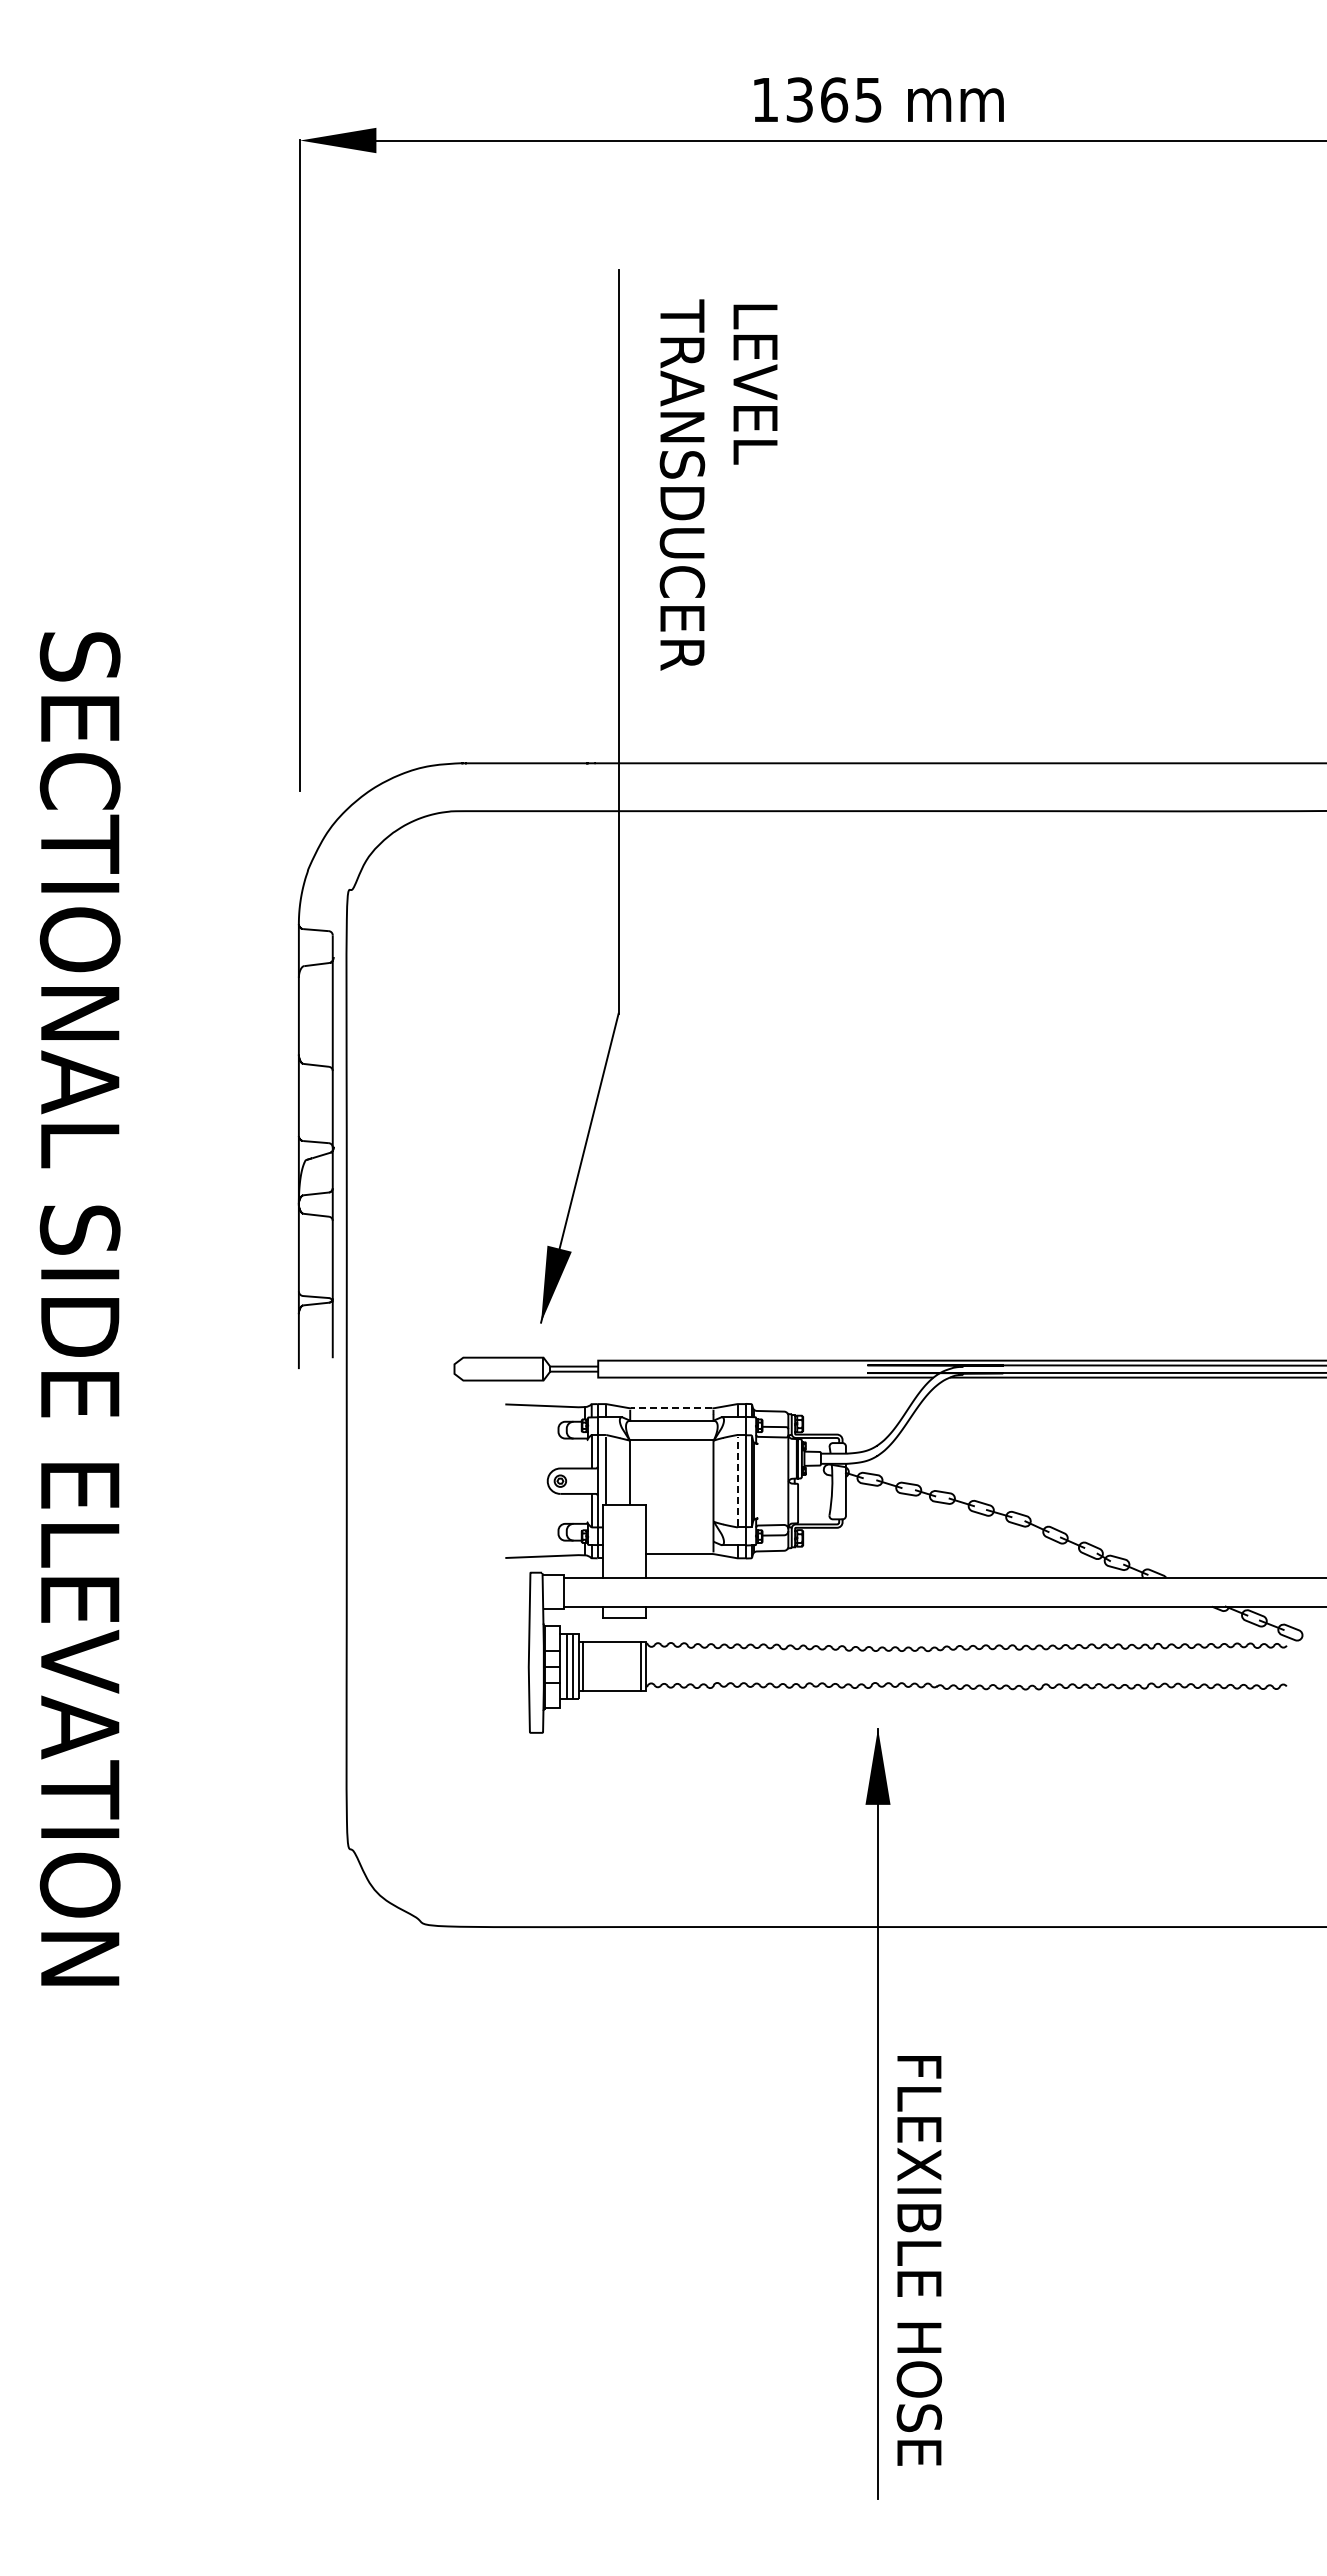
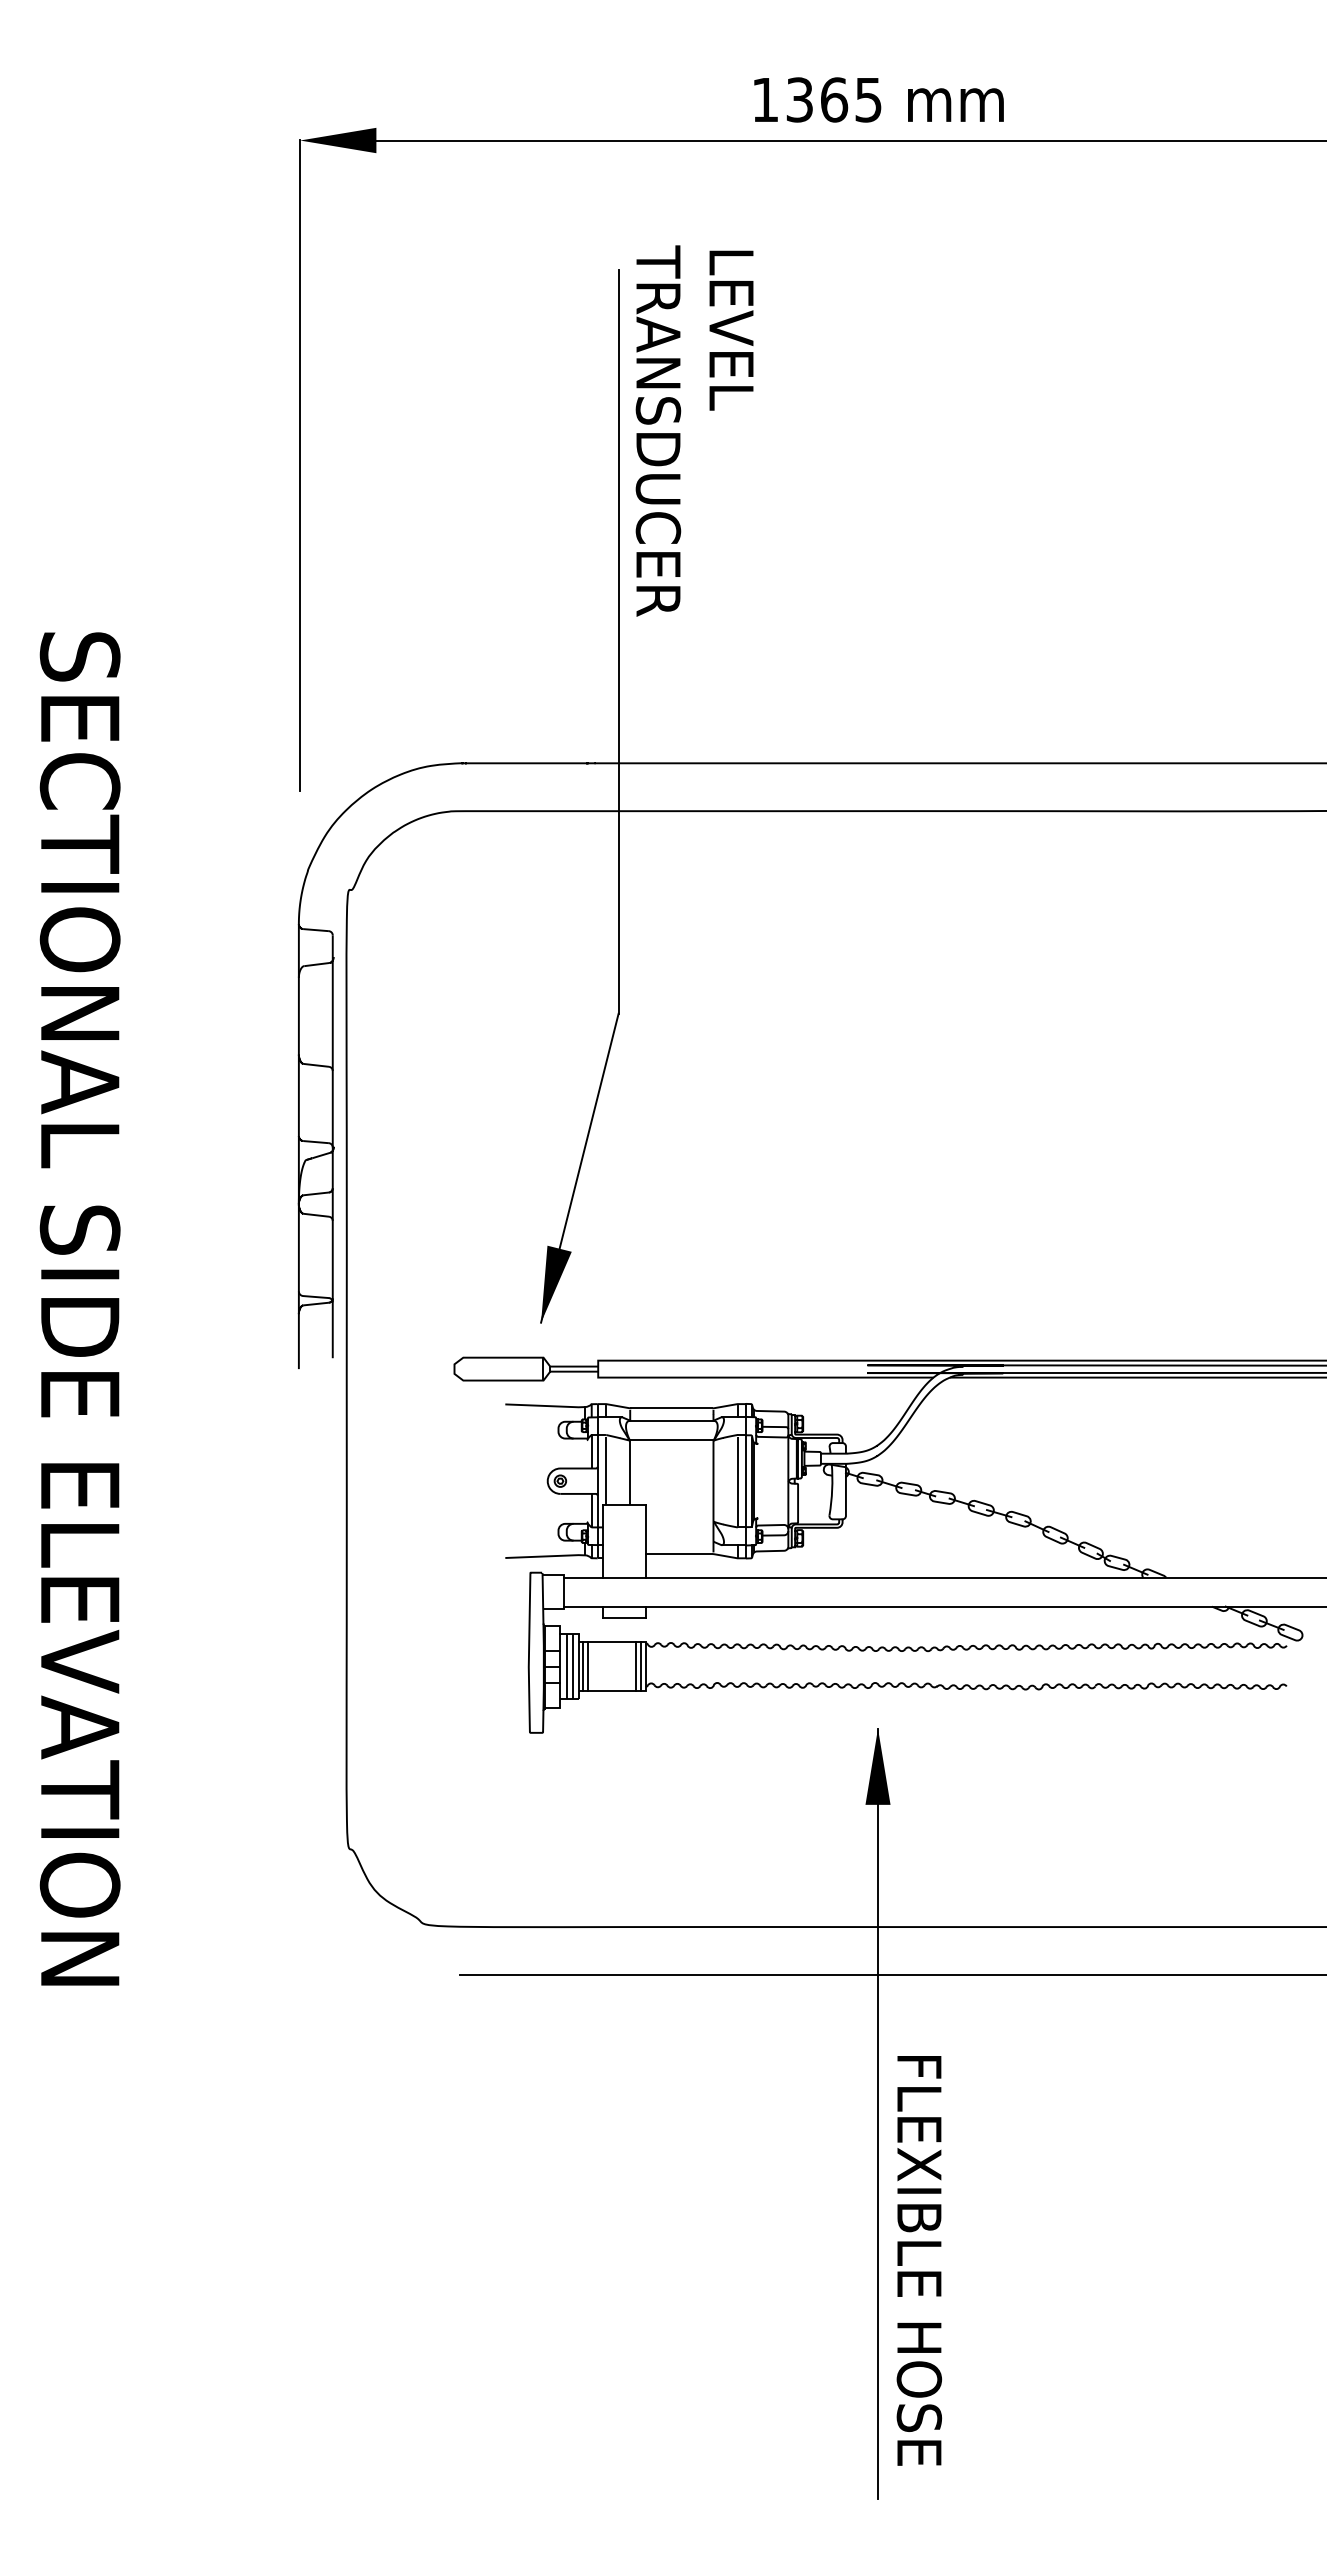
text position: (718, 484) -> (694, 430) (694, 430)
line: dashed -> solid (671, 1408)
line: dashed -> solid (737, 1481)
line: none -> present (587, 1666)
line: none -> present (636, 1666)
line: none -> present (891, 1974)
